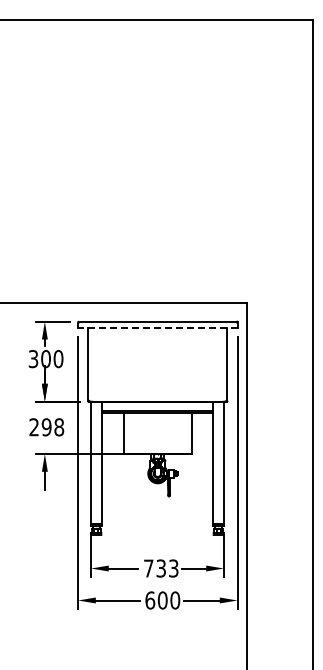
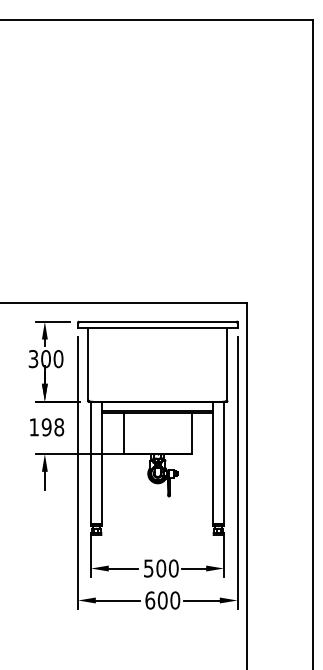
line: dashed -> solid (157, 328)
text: 298 -> 198 (33, 427)
text: 733 -> 500 (161, 568)
